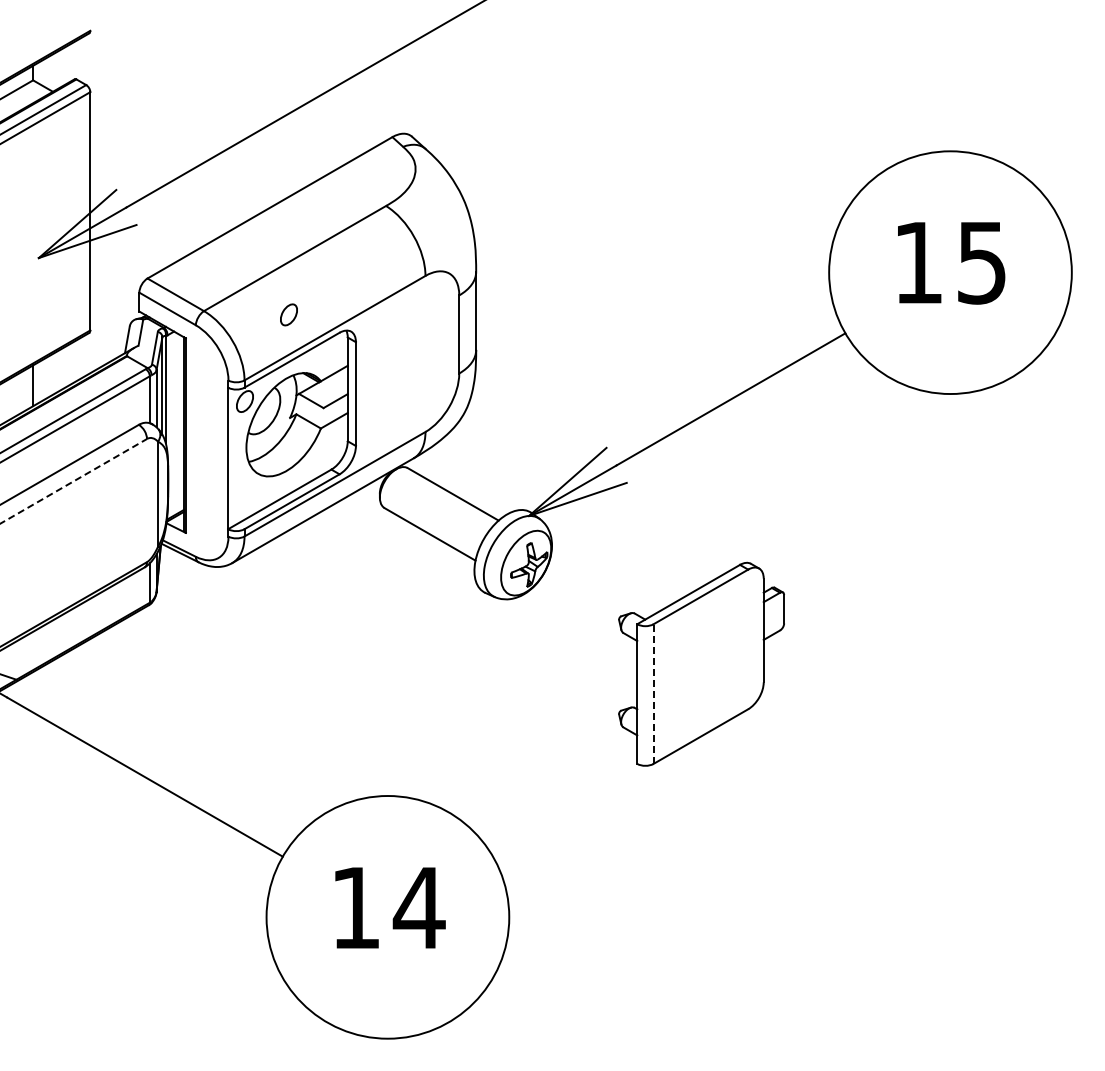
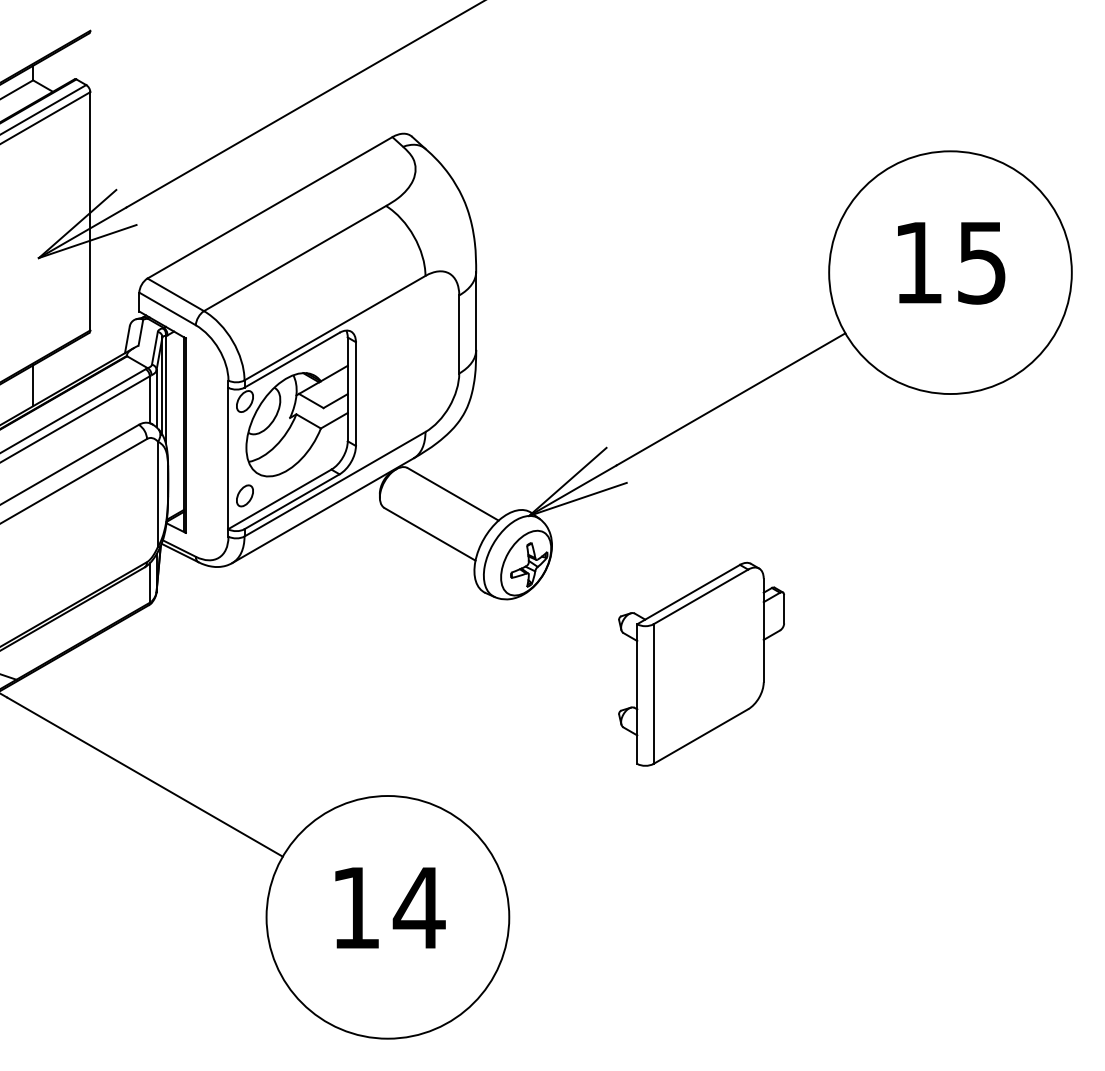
part position: (288, 314) -> (244, 495) (244, 495)
line: dashed -> solid (74, 481)
line: dashed -> solid (653, 694)
